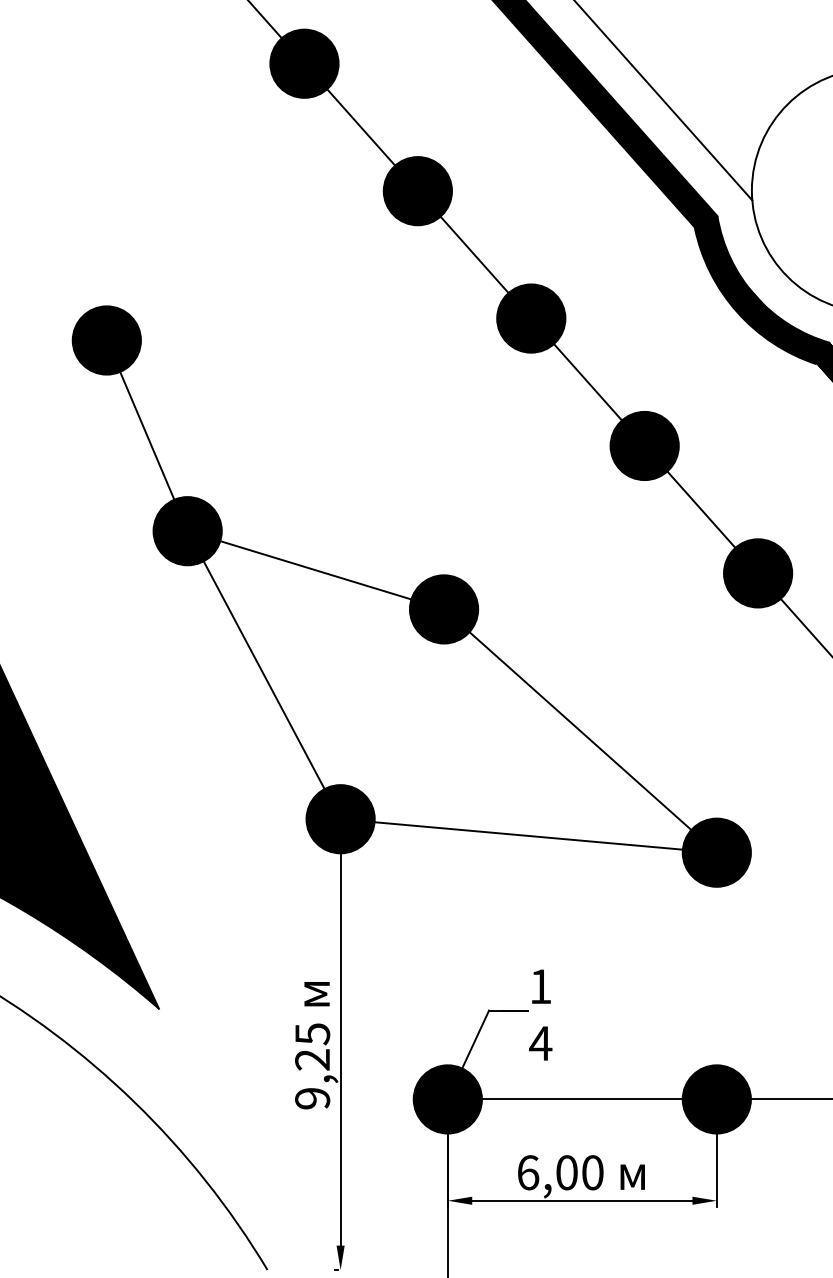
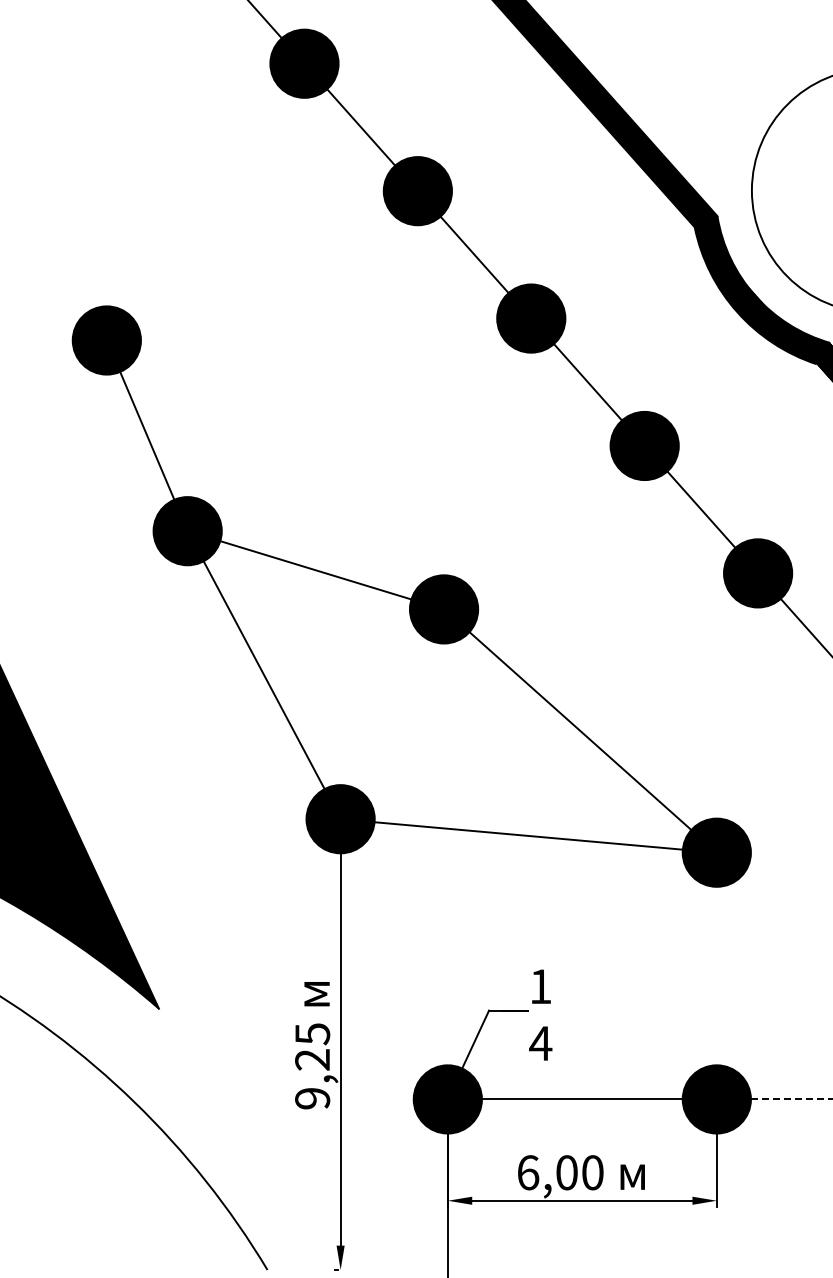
line: present -> none (663, 101)
line: solid -> dashed (786, 1099)
